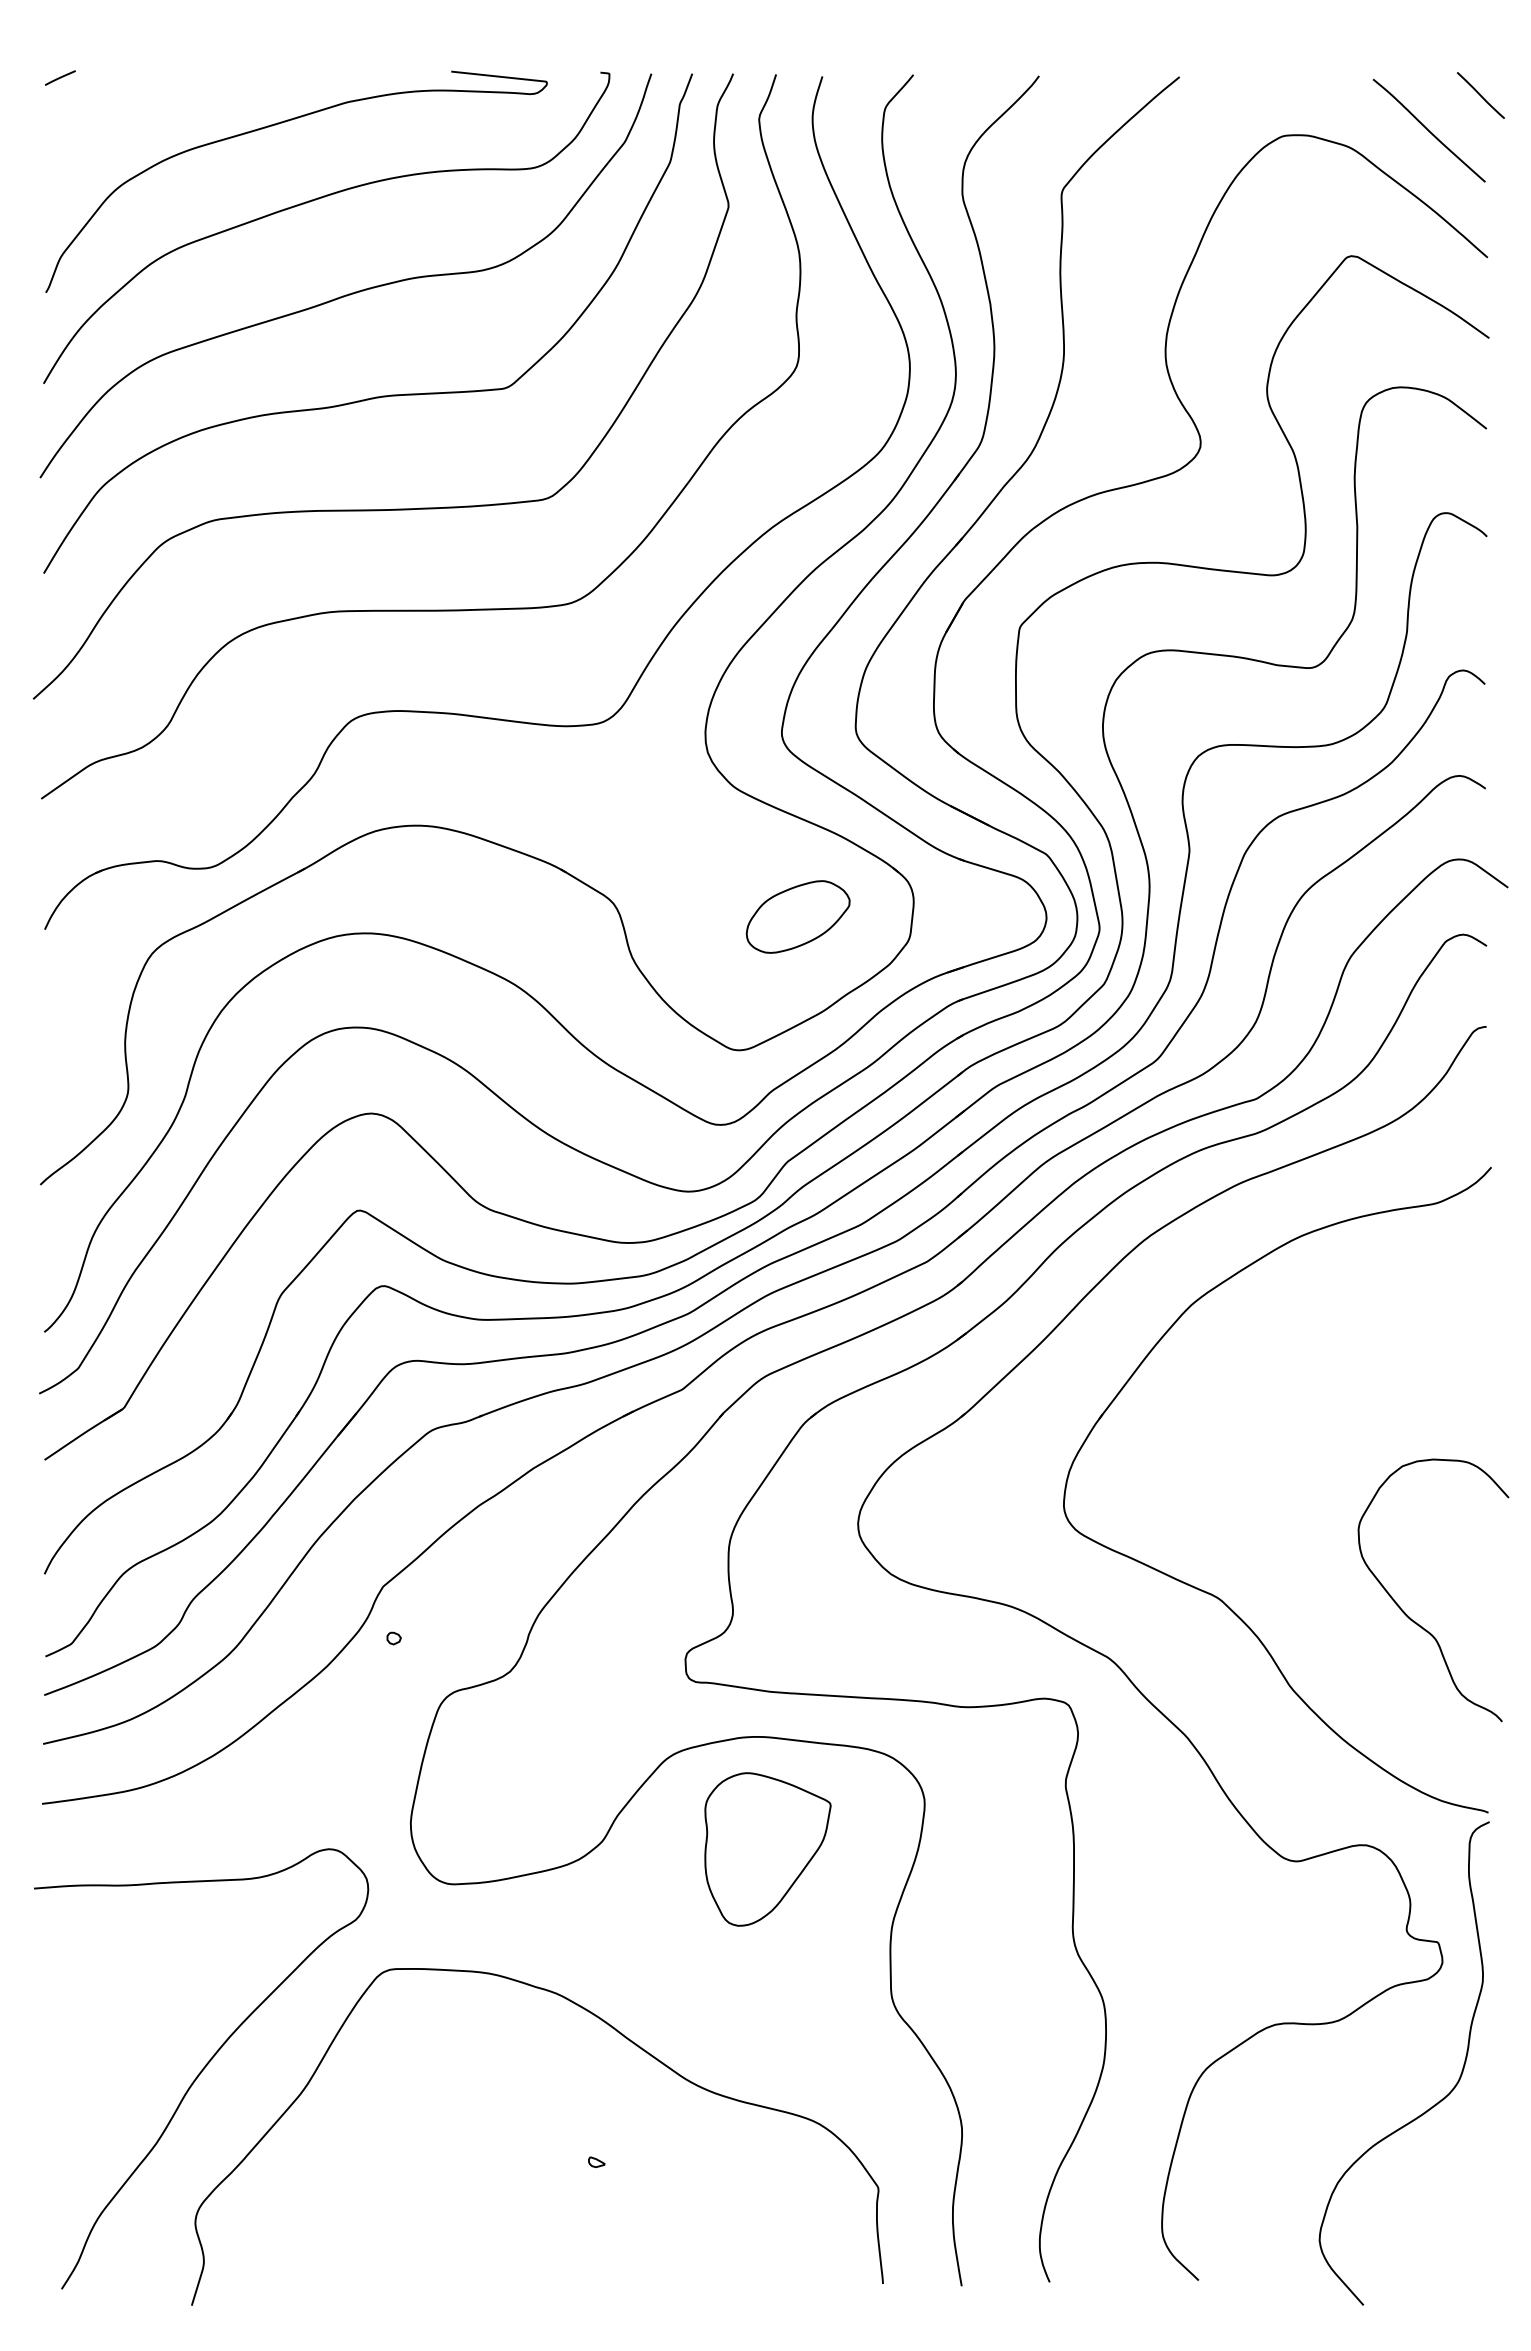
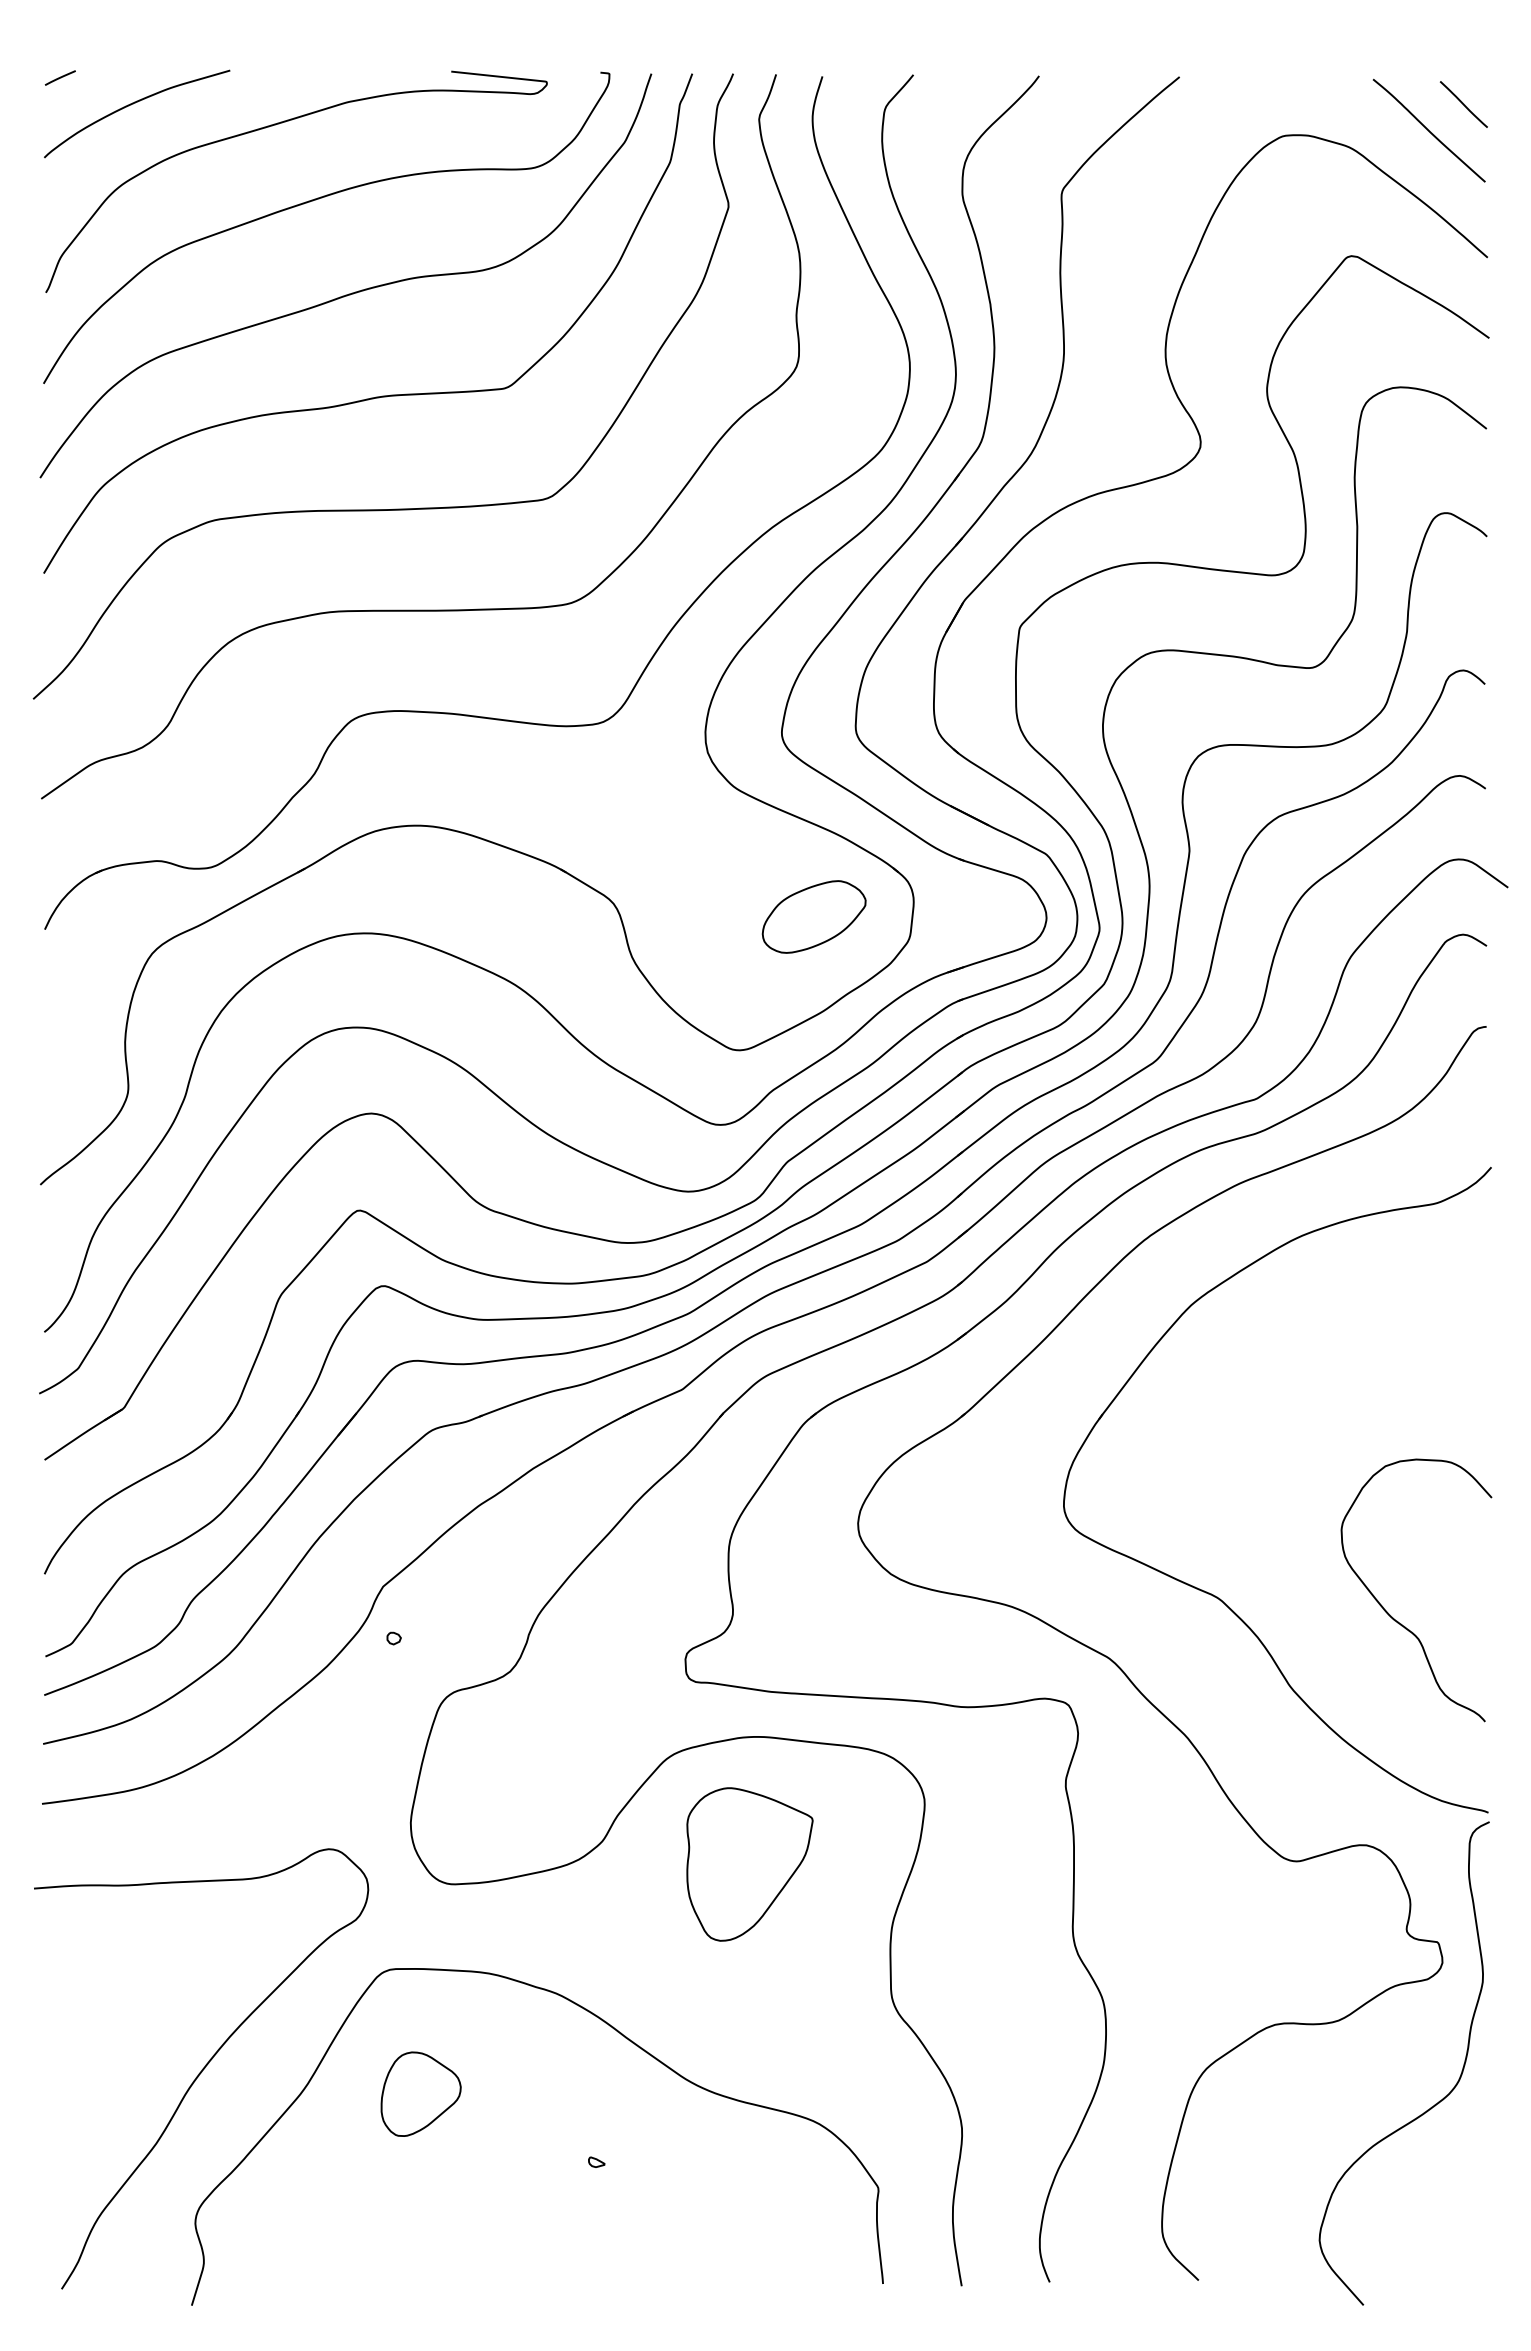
line position: (1480, 95) -> (1463, 104) (1463, 104)
curve: none -> present (133, 104)
part position: (797, 916) -> (813, 916) (813, 916)
curve position: (1408, 1615) -> (1391, 1615) (1391, 1615)
part position: (767, 1849) -> (749, 1864) (749, 1864)
part: none -> present (420, 2093)
